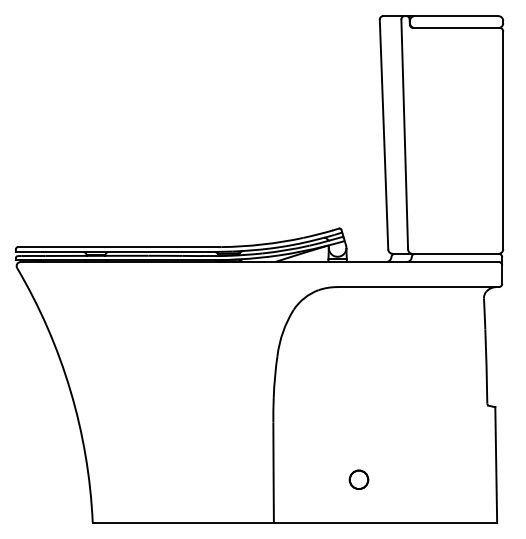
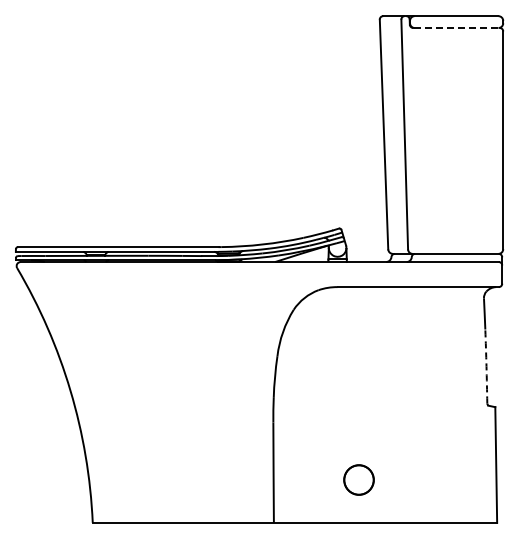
line: solid -> dashed (457, 28)
arc: solid -> dashed (486, 366)
part size: 22x21 px -> 32x32 px (358, 479)
